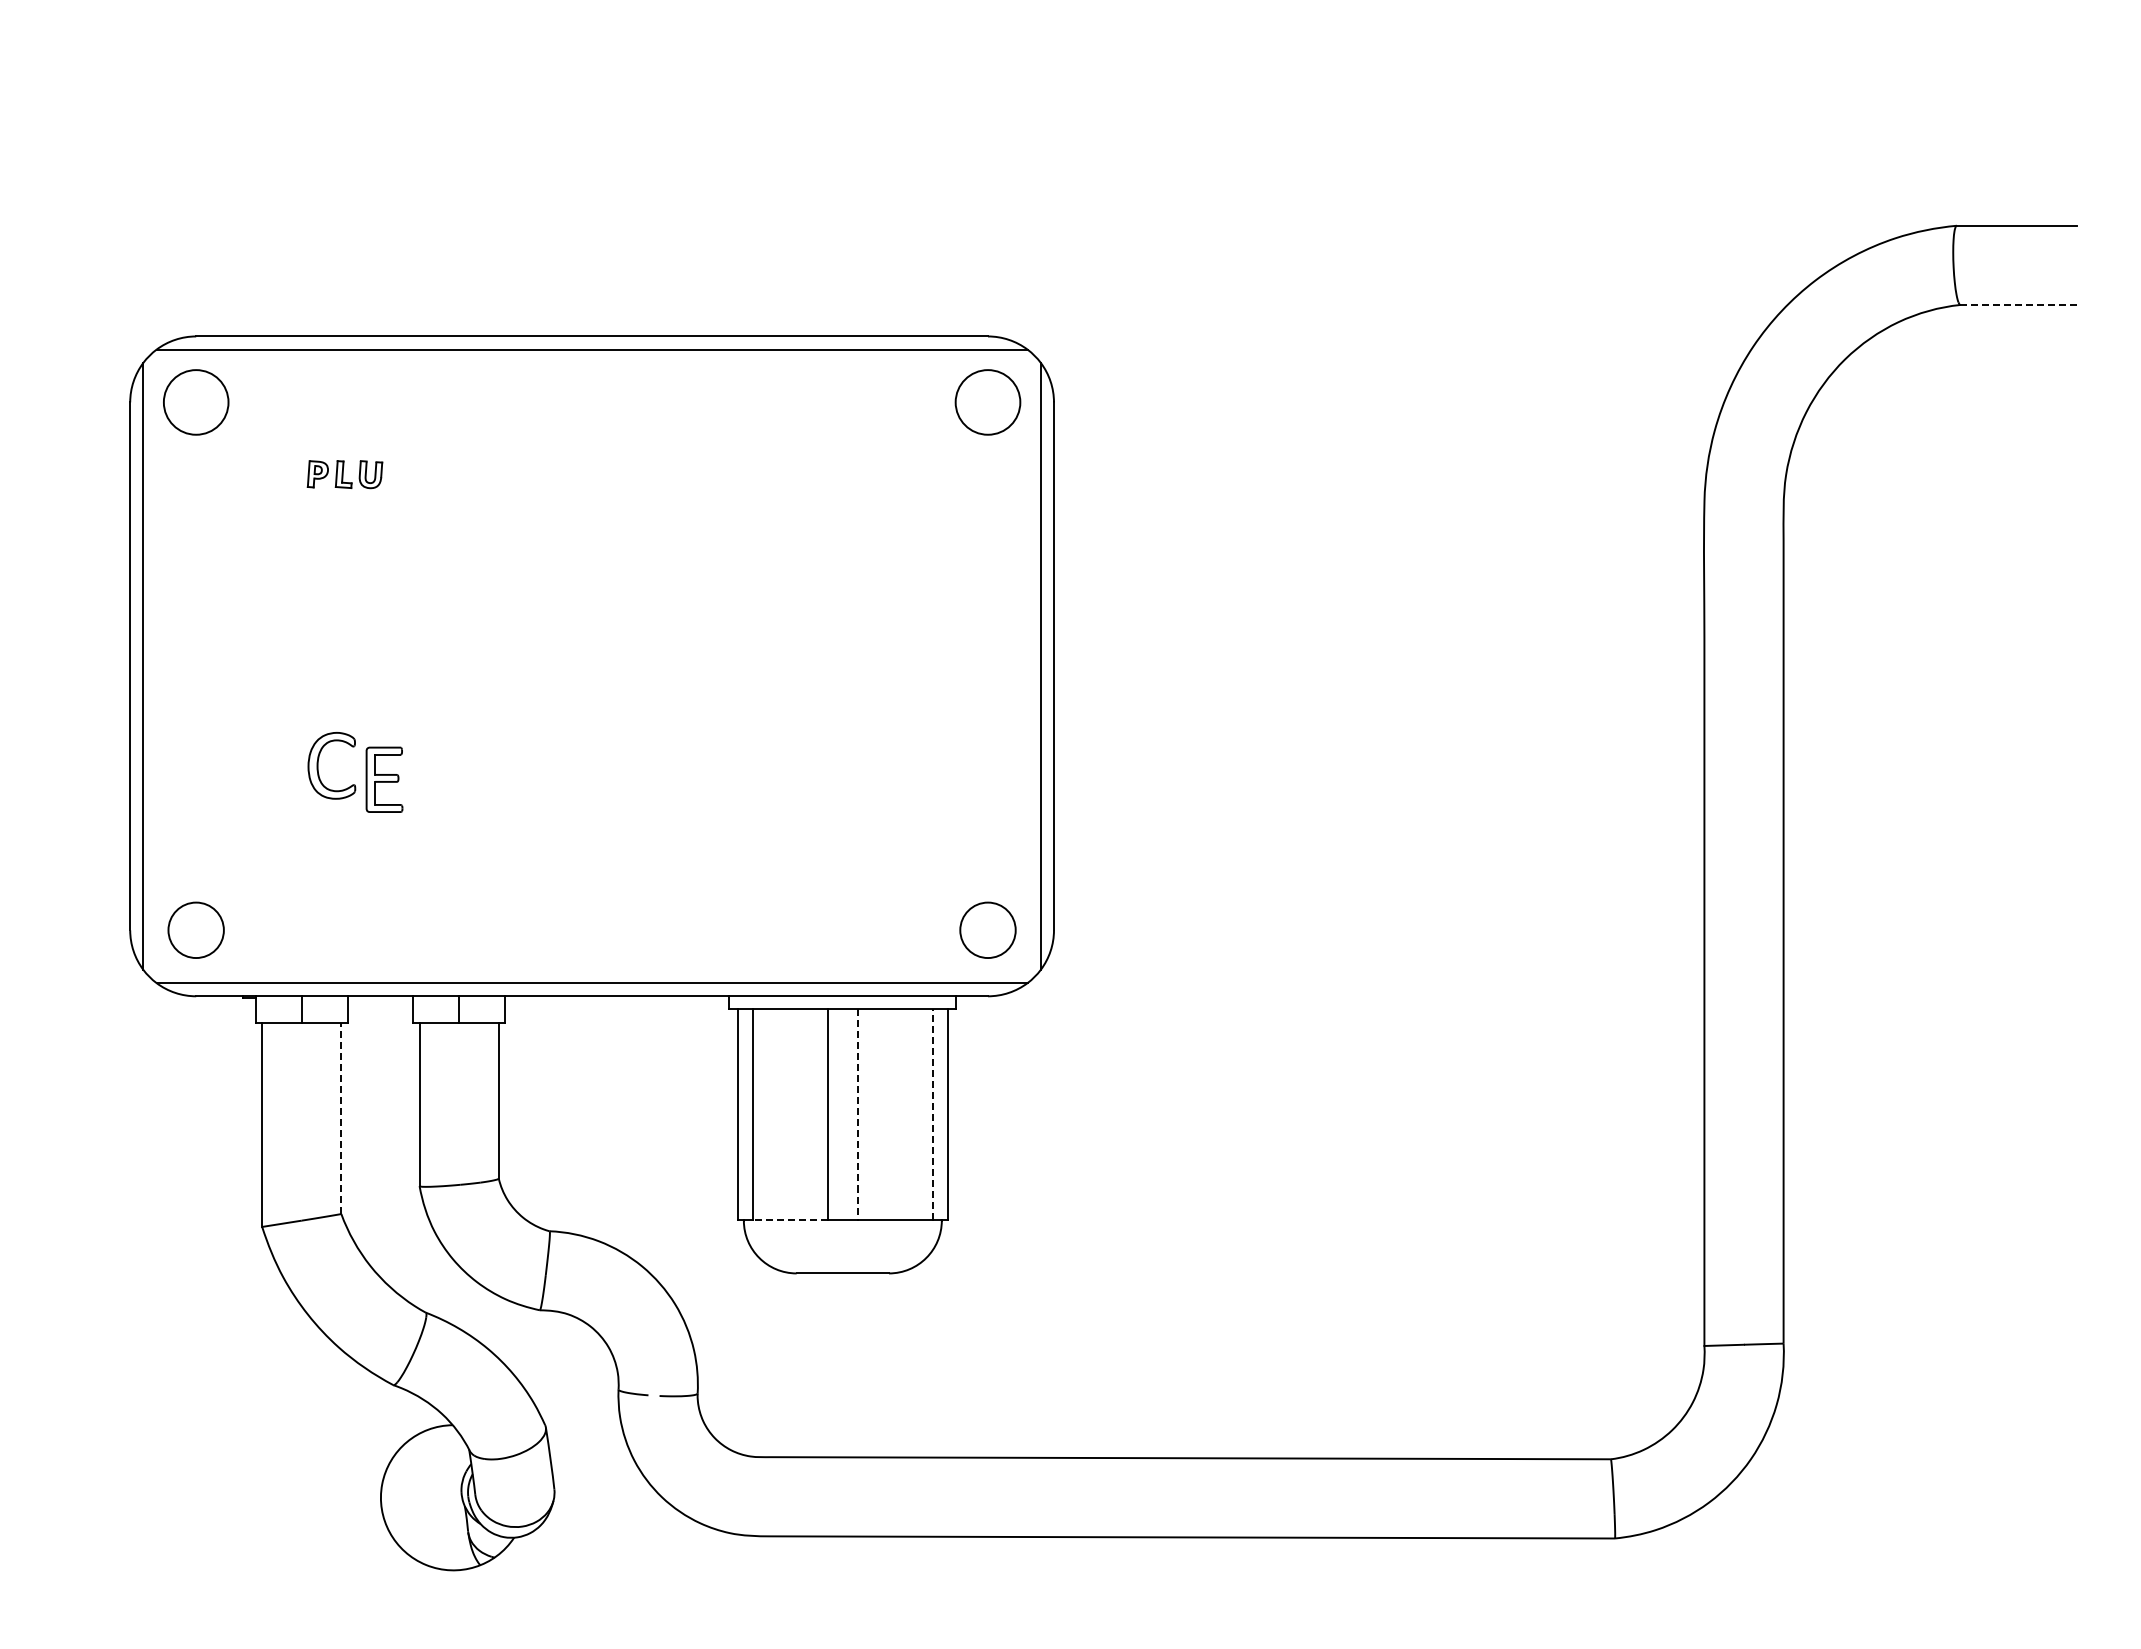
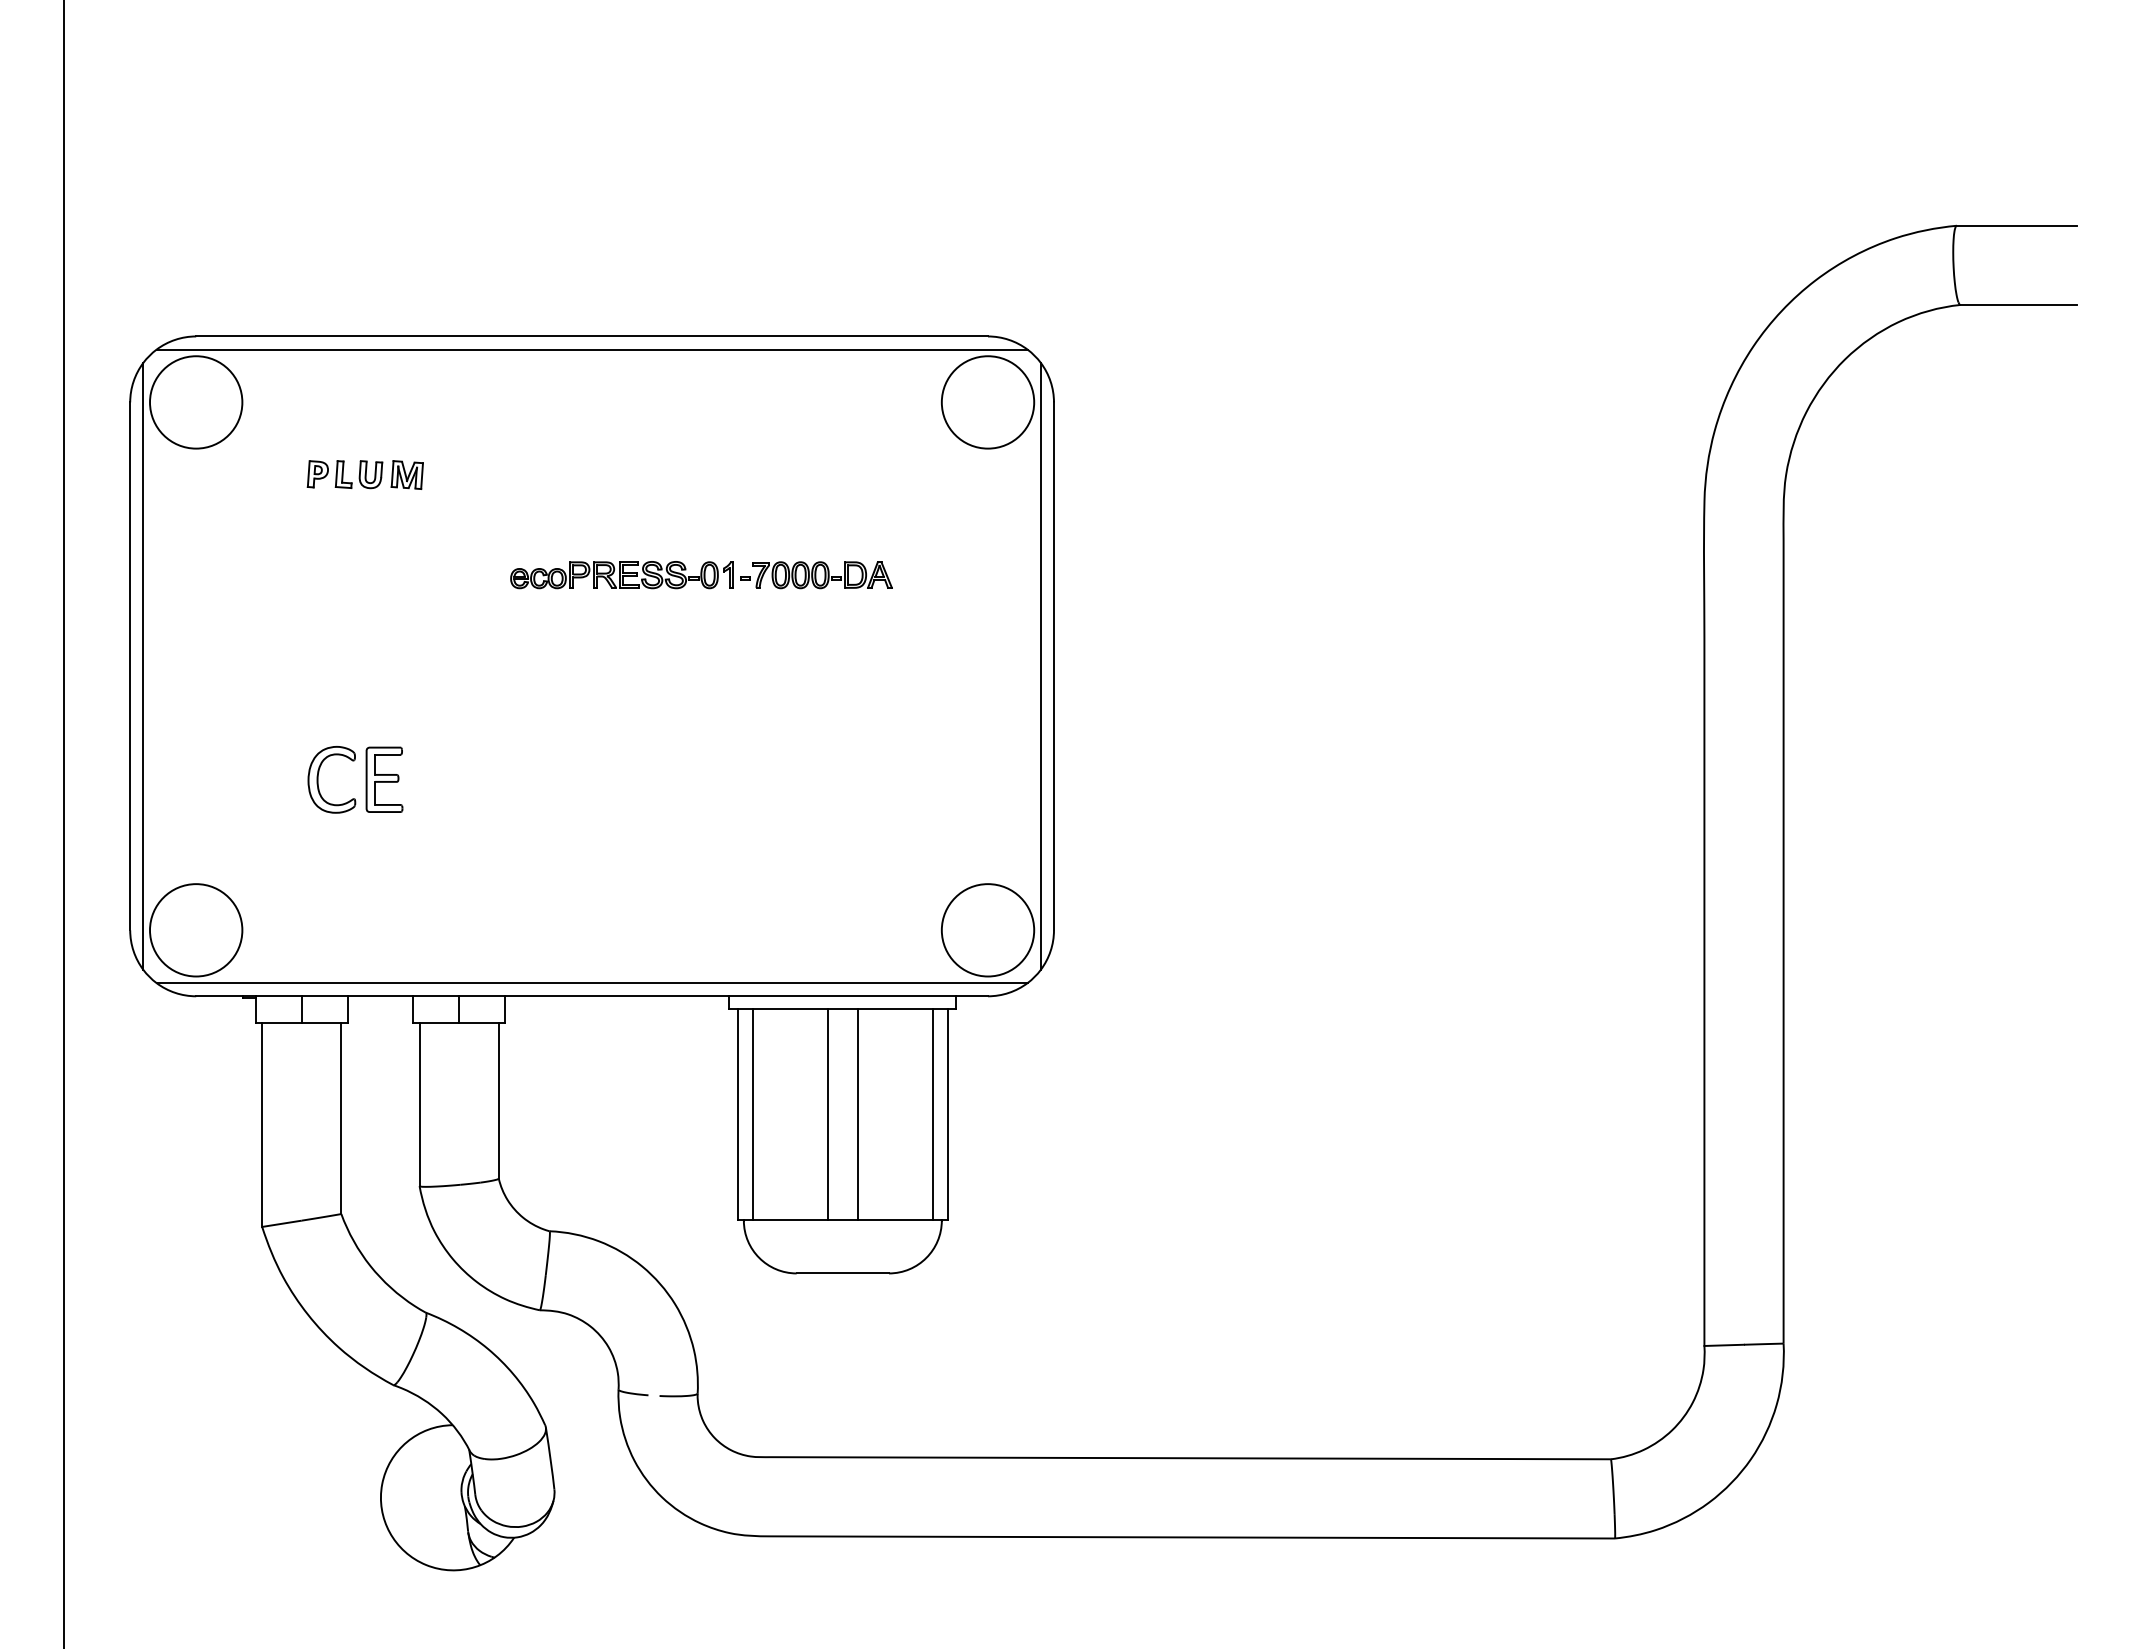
line: dashed -> solid (2018, 304)
circle diameter: 65 px -> 92 px (196, 402)
circle diameter: 65 px -> 92 px (987, 402)
part: none -> present (406, 474)
part: none -> present (701, 575)
part position: (318, 765) -> (318, 779) (318, 779)
line: none -> present (64, 823)
circle diameter: 55 px -> 92 px (196, 930)
circle diameter: 55 px -> 92 px (987, 930)
line: dashed -> solid (932, 1114)
line: dashed -> solid (857, 1115)
line: dashed -> solid (341, 1118)
line: dashed -> solid (790, 1219)
